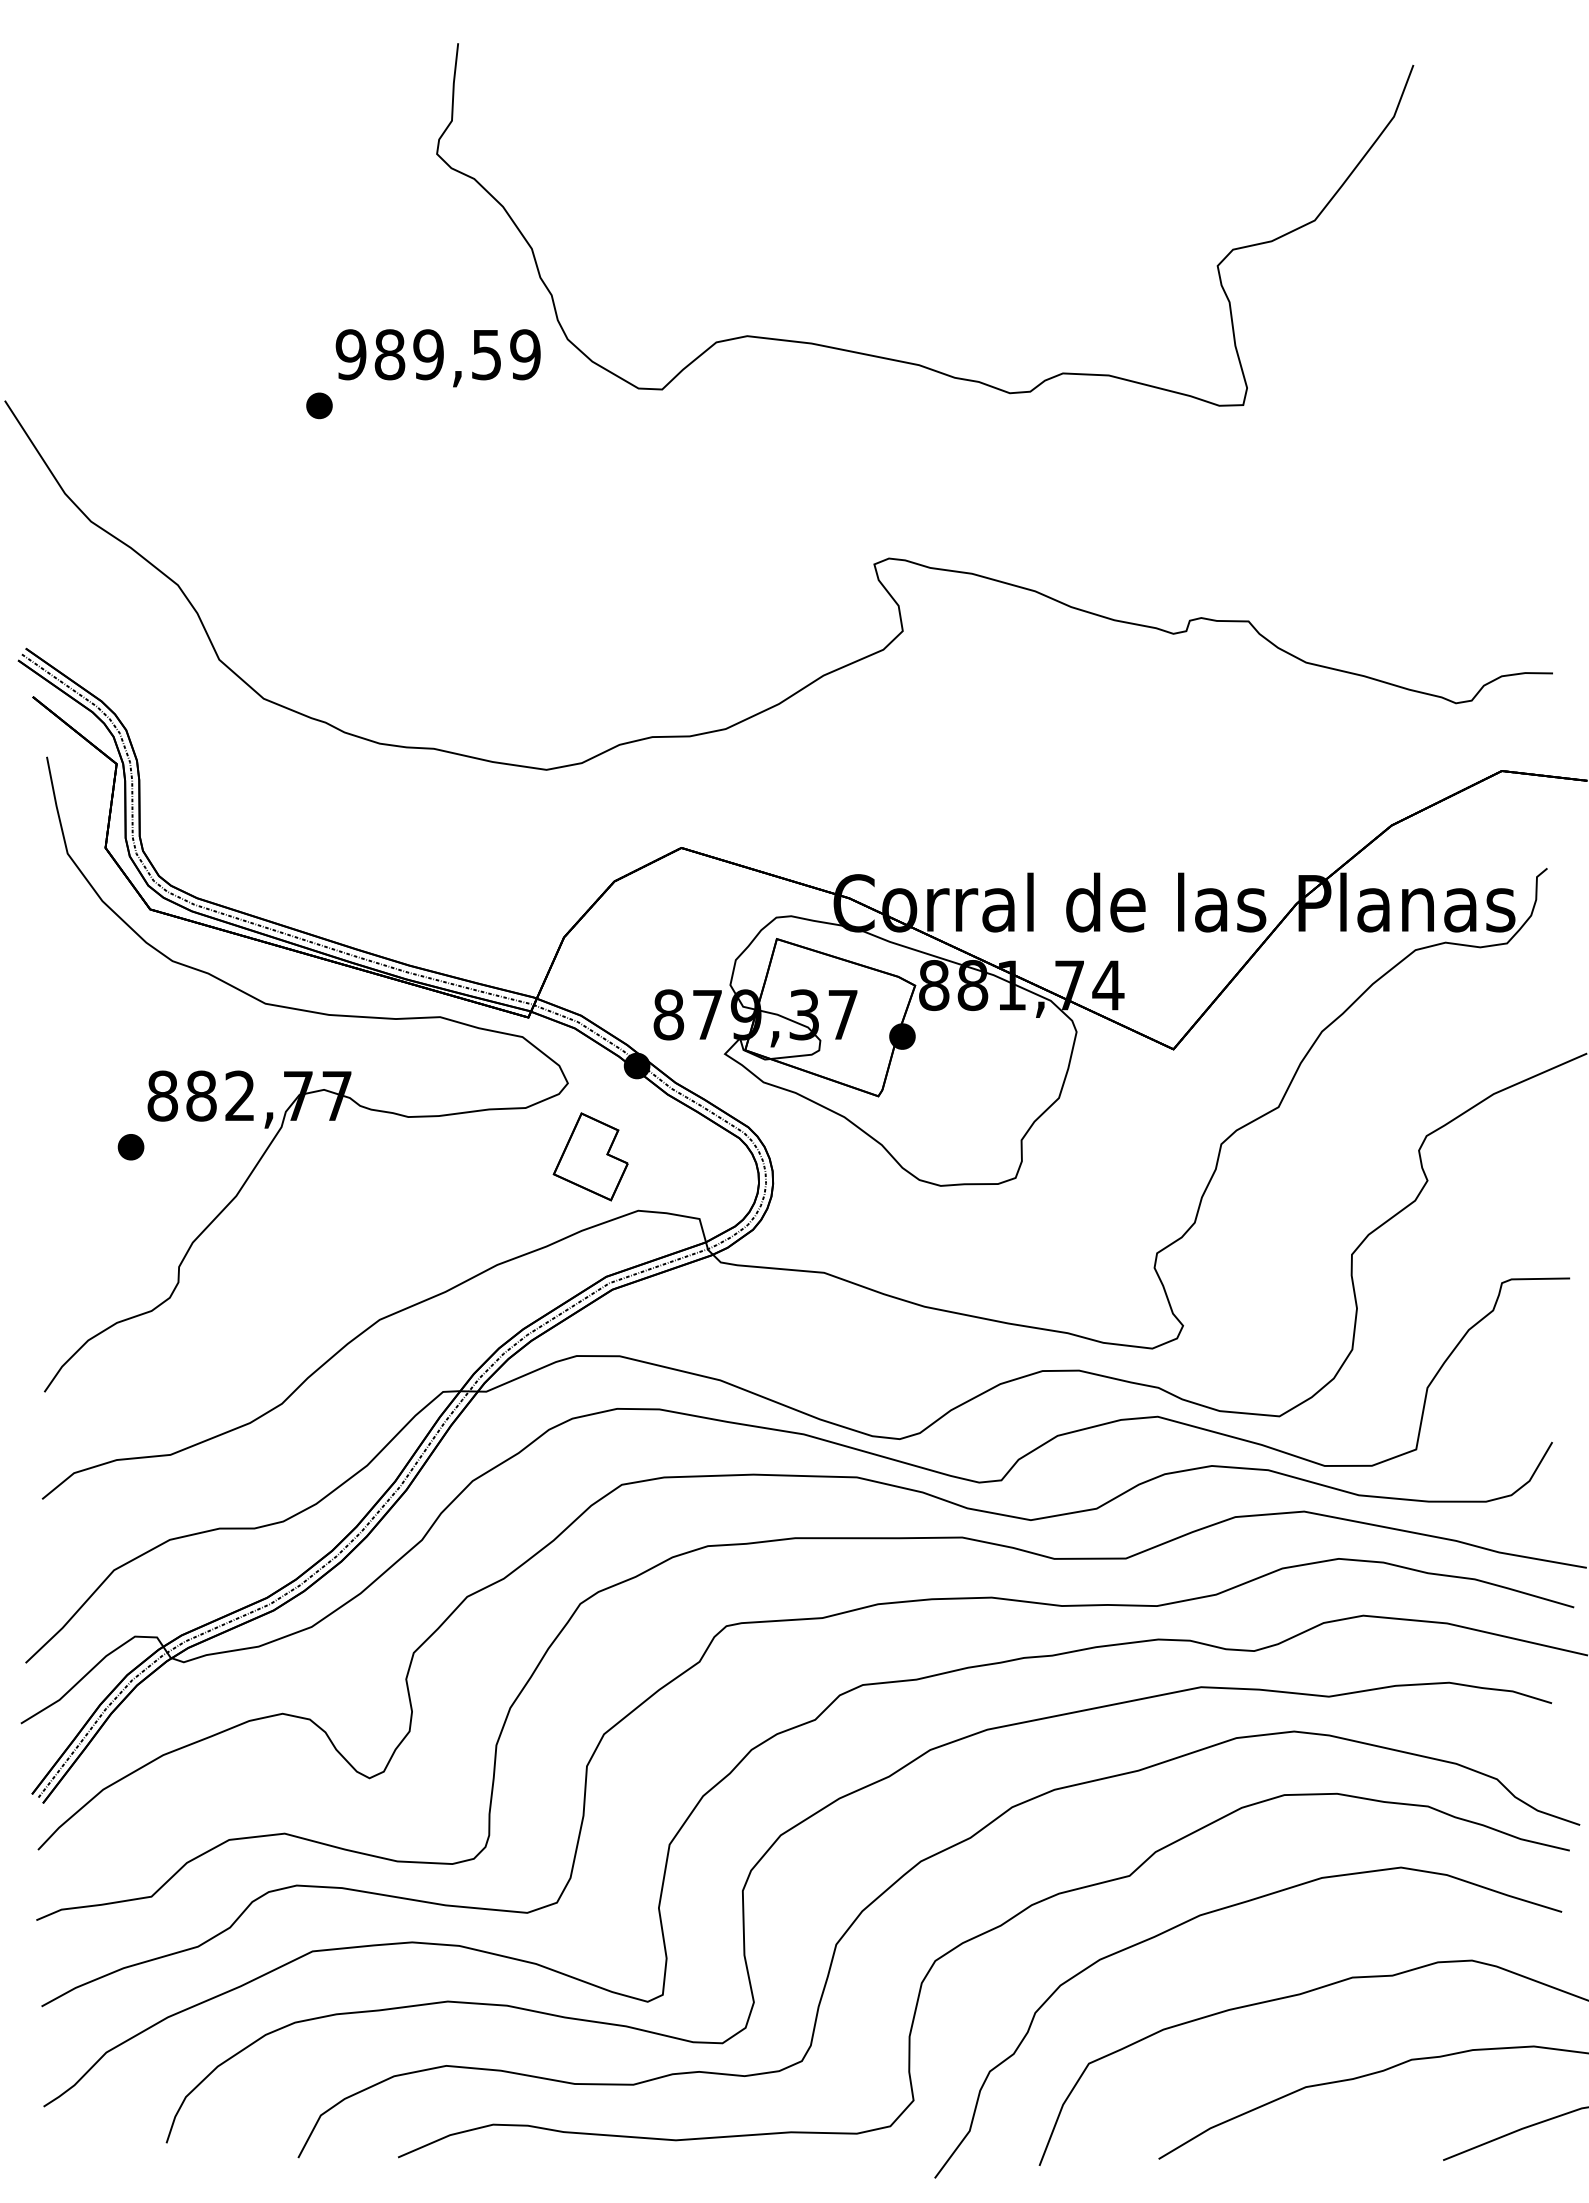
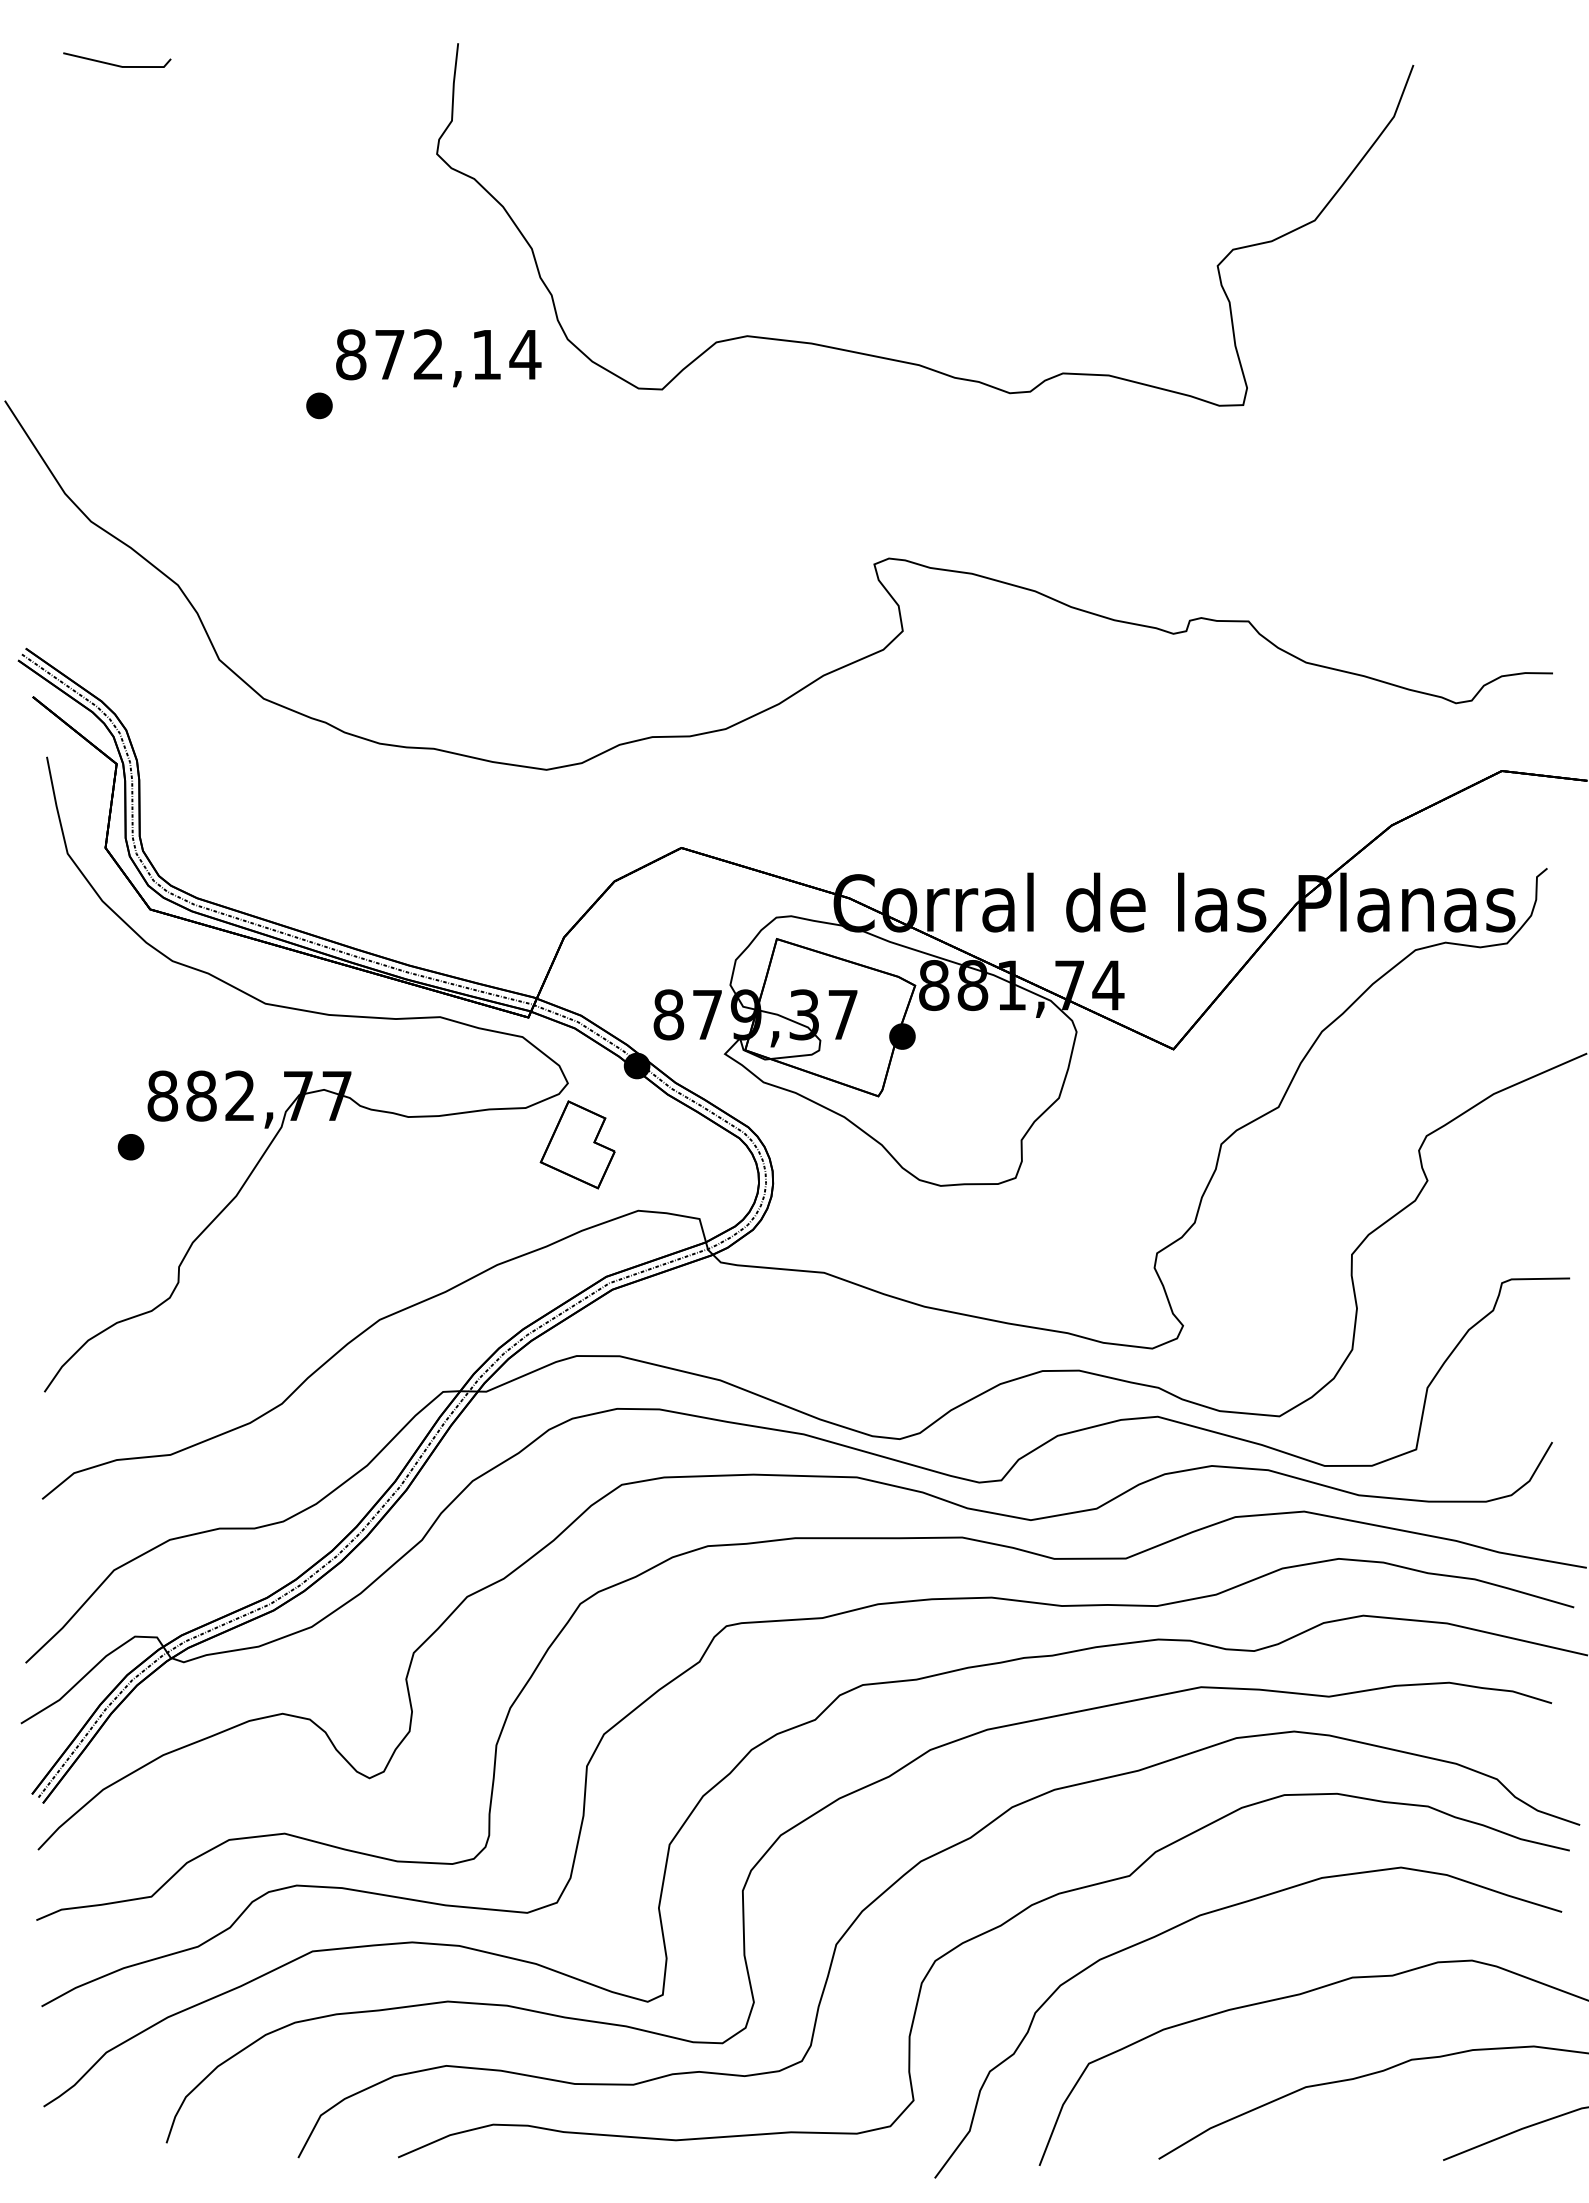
line: none -> present (117, 64)
text: 989,59 -> 872,14 (438, 354)
part position: (590, 1156) -> (577, 1144) (577, 1144)
